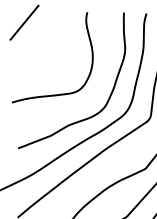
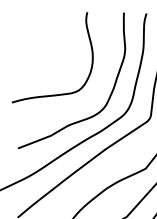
line: present -> none (24, 22)
